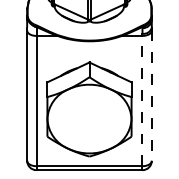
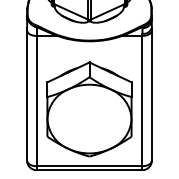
line: dashed -> solid (151, 96)
line: dashed -> solid (142, 100)
